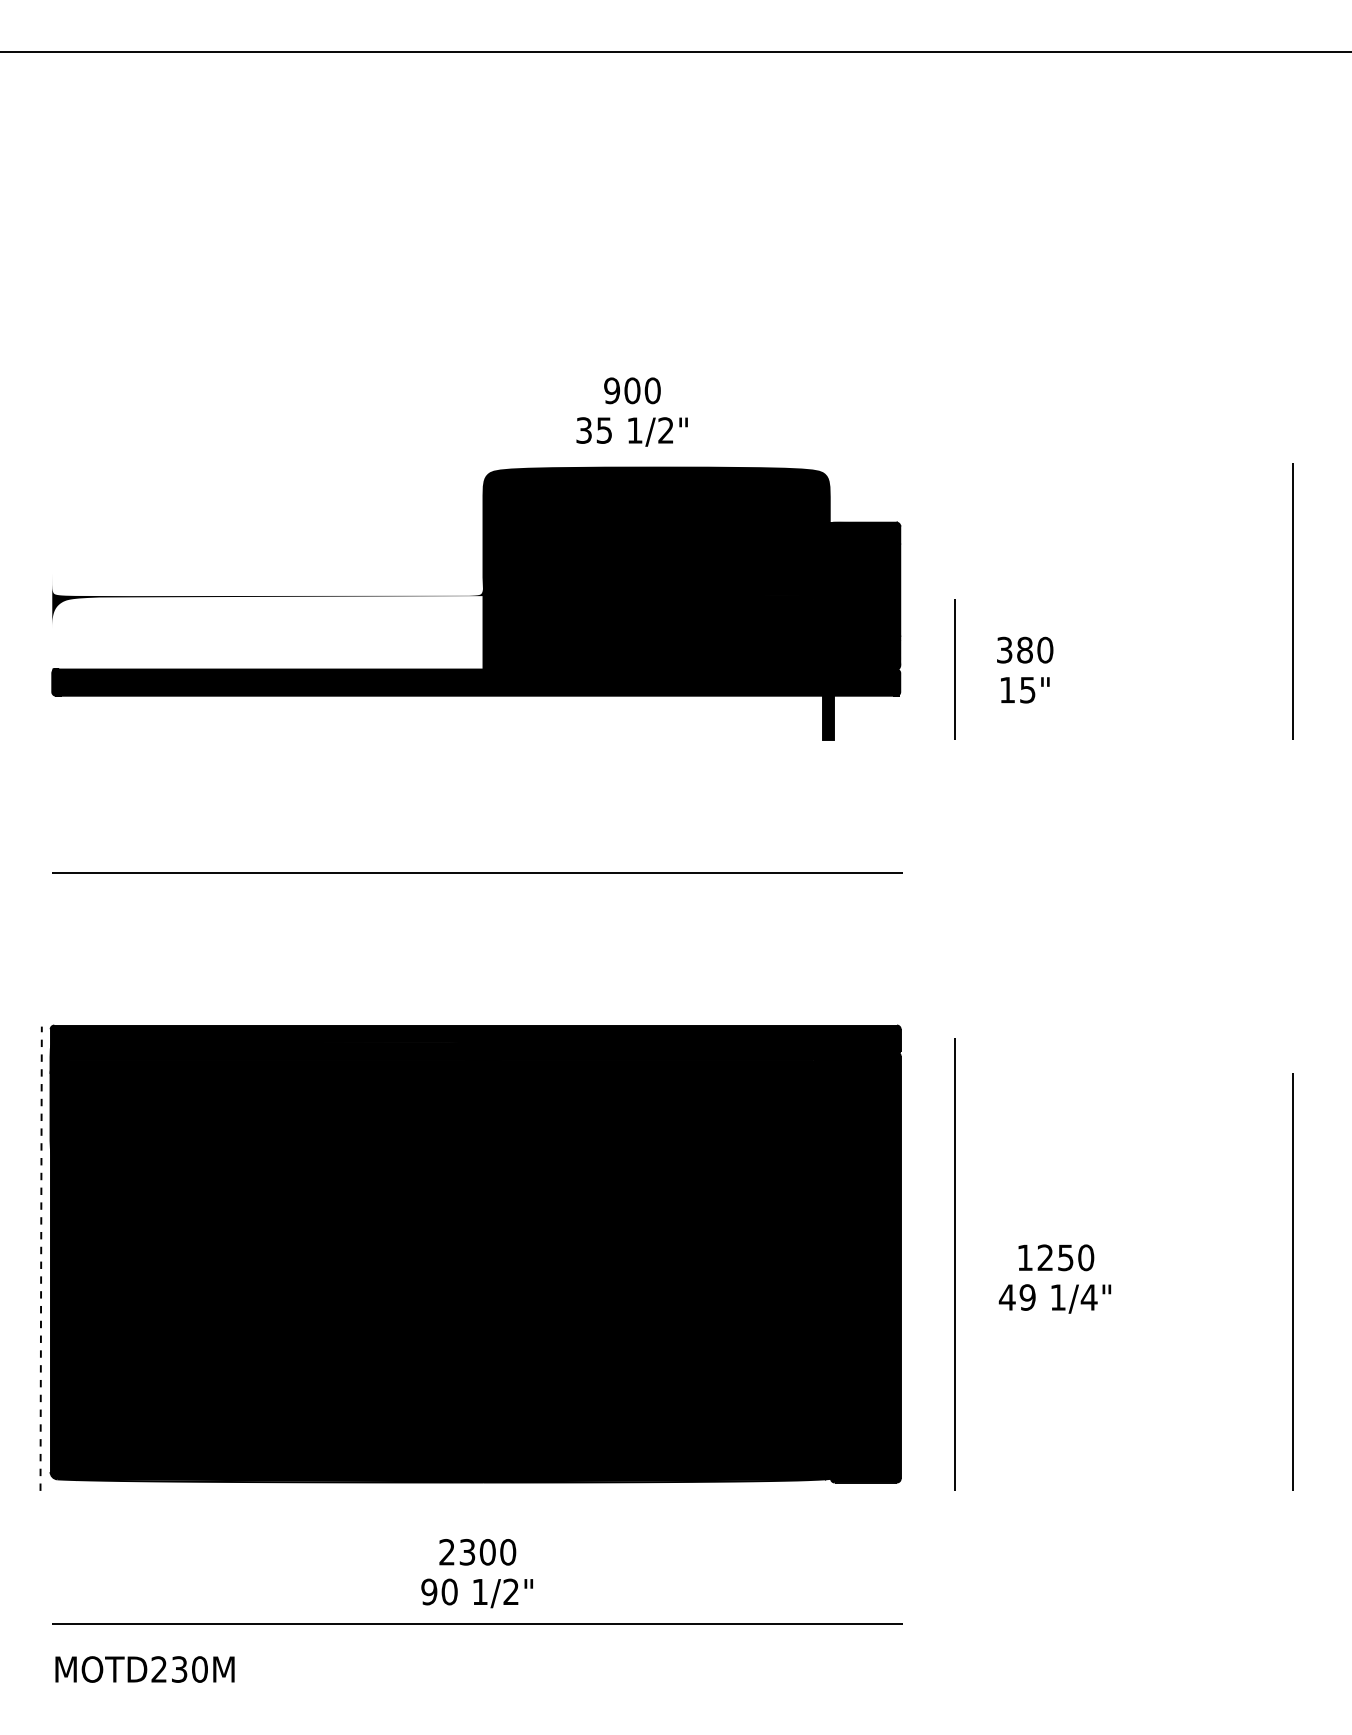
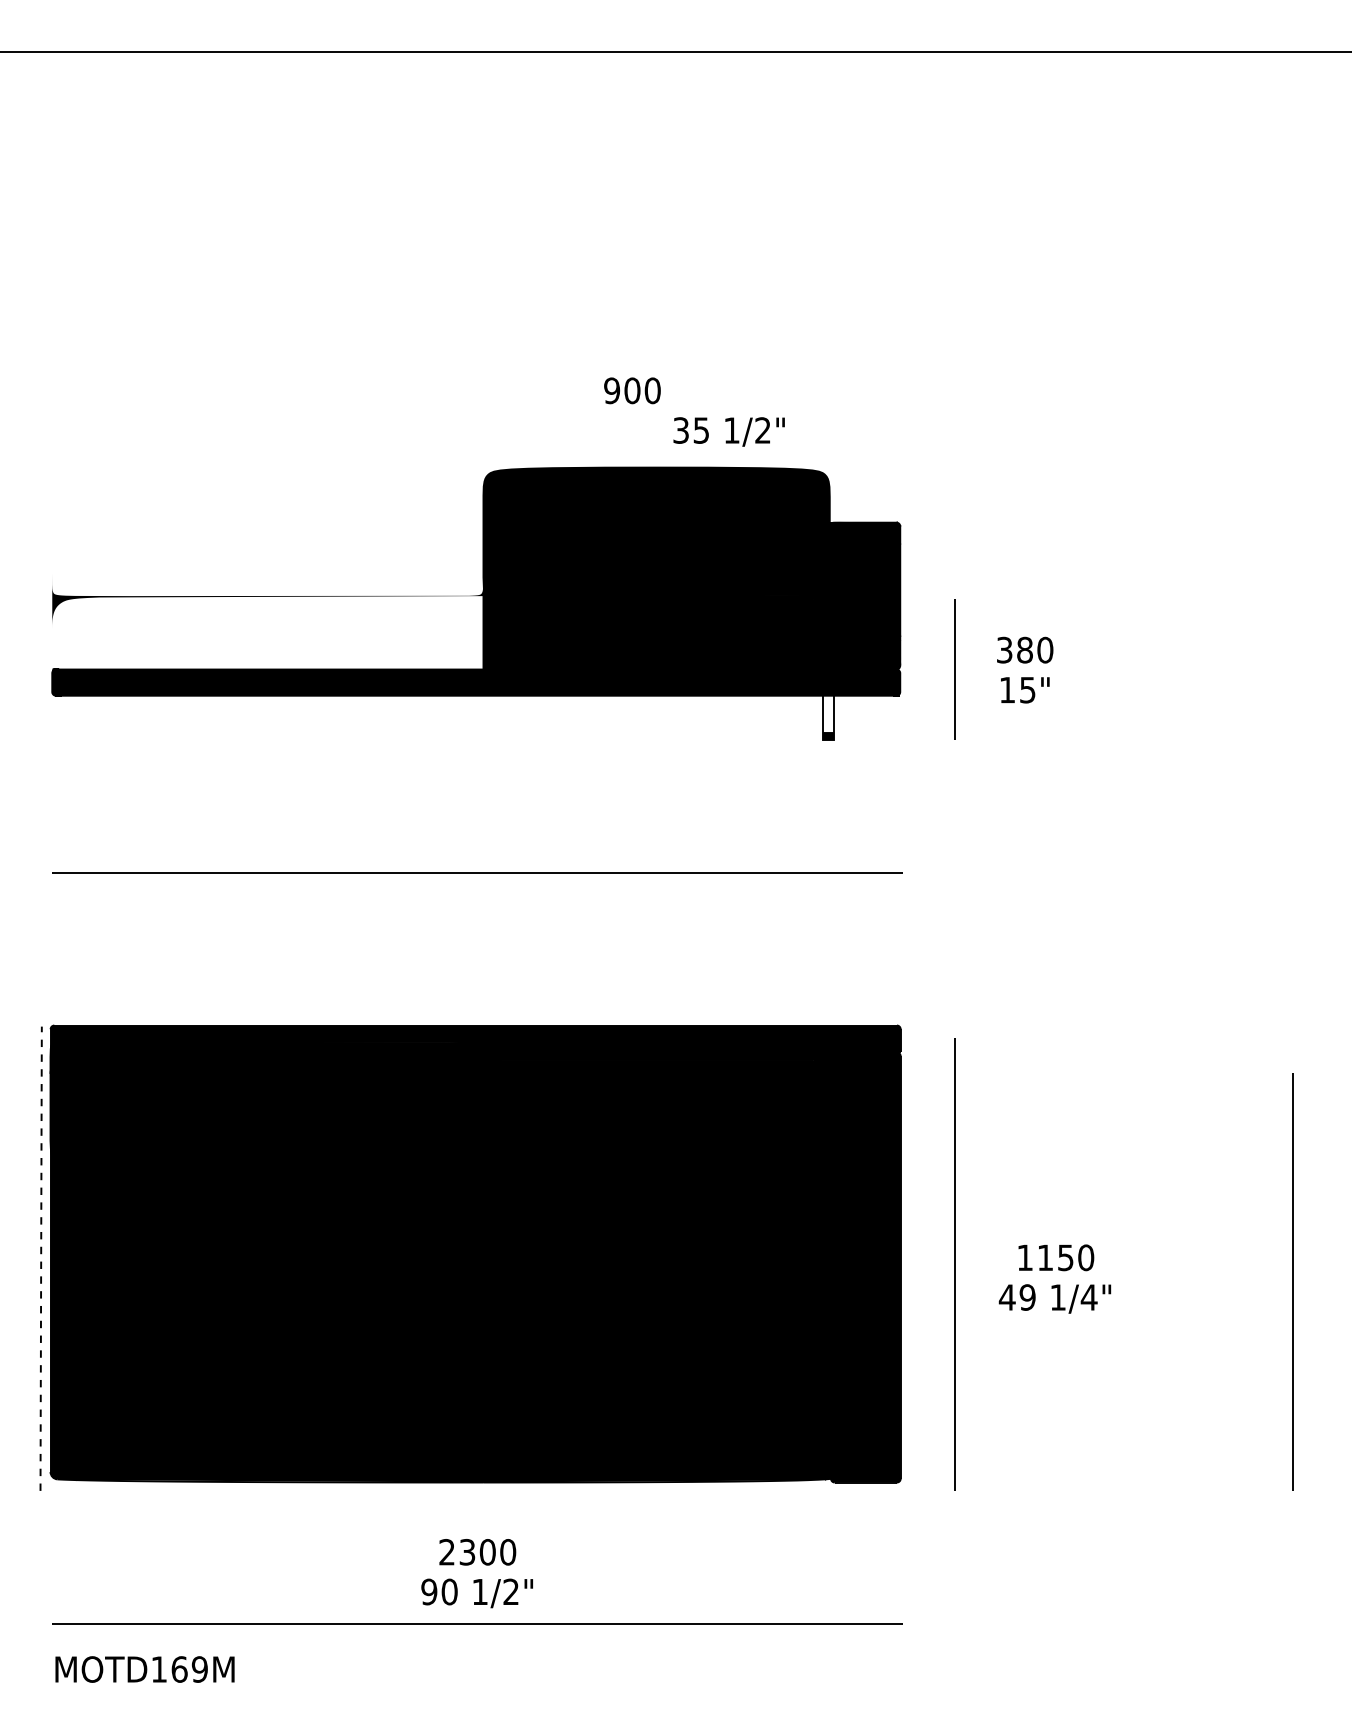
text position: (631, 431) -> (728, 431) (728, 431)
line: present -> none (1292, 601)
fill: present -> none (827, 713)
text: 1250 -> 1150 (1044, 1257)
text: MOTD230M -> MOTD169M (179, 1669)
